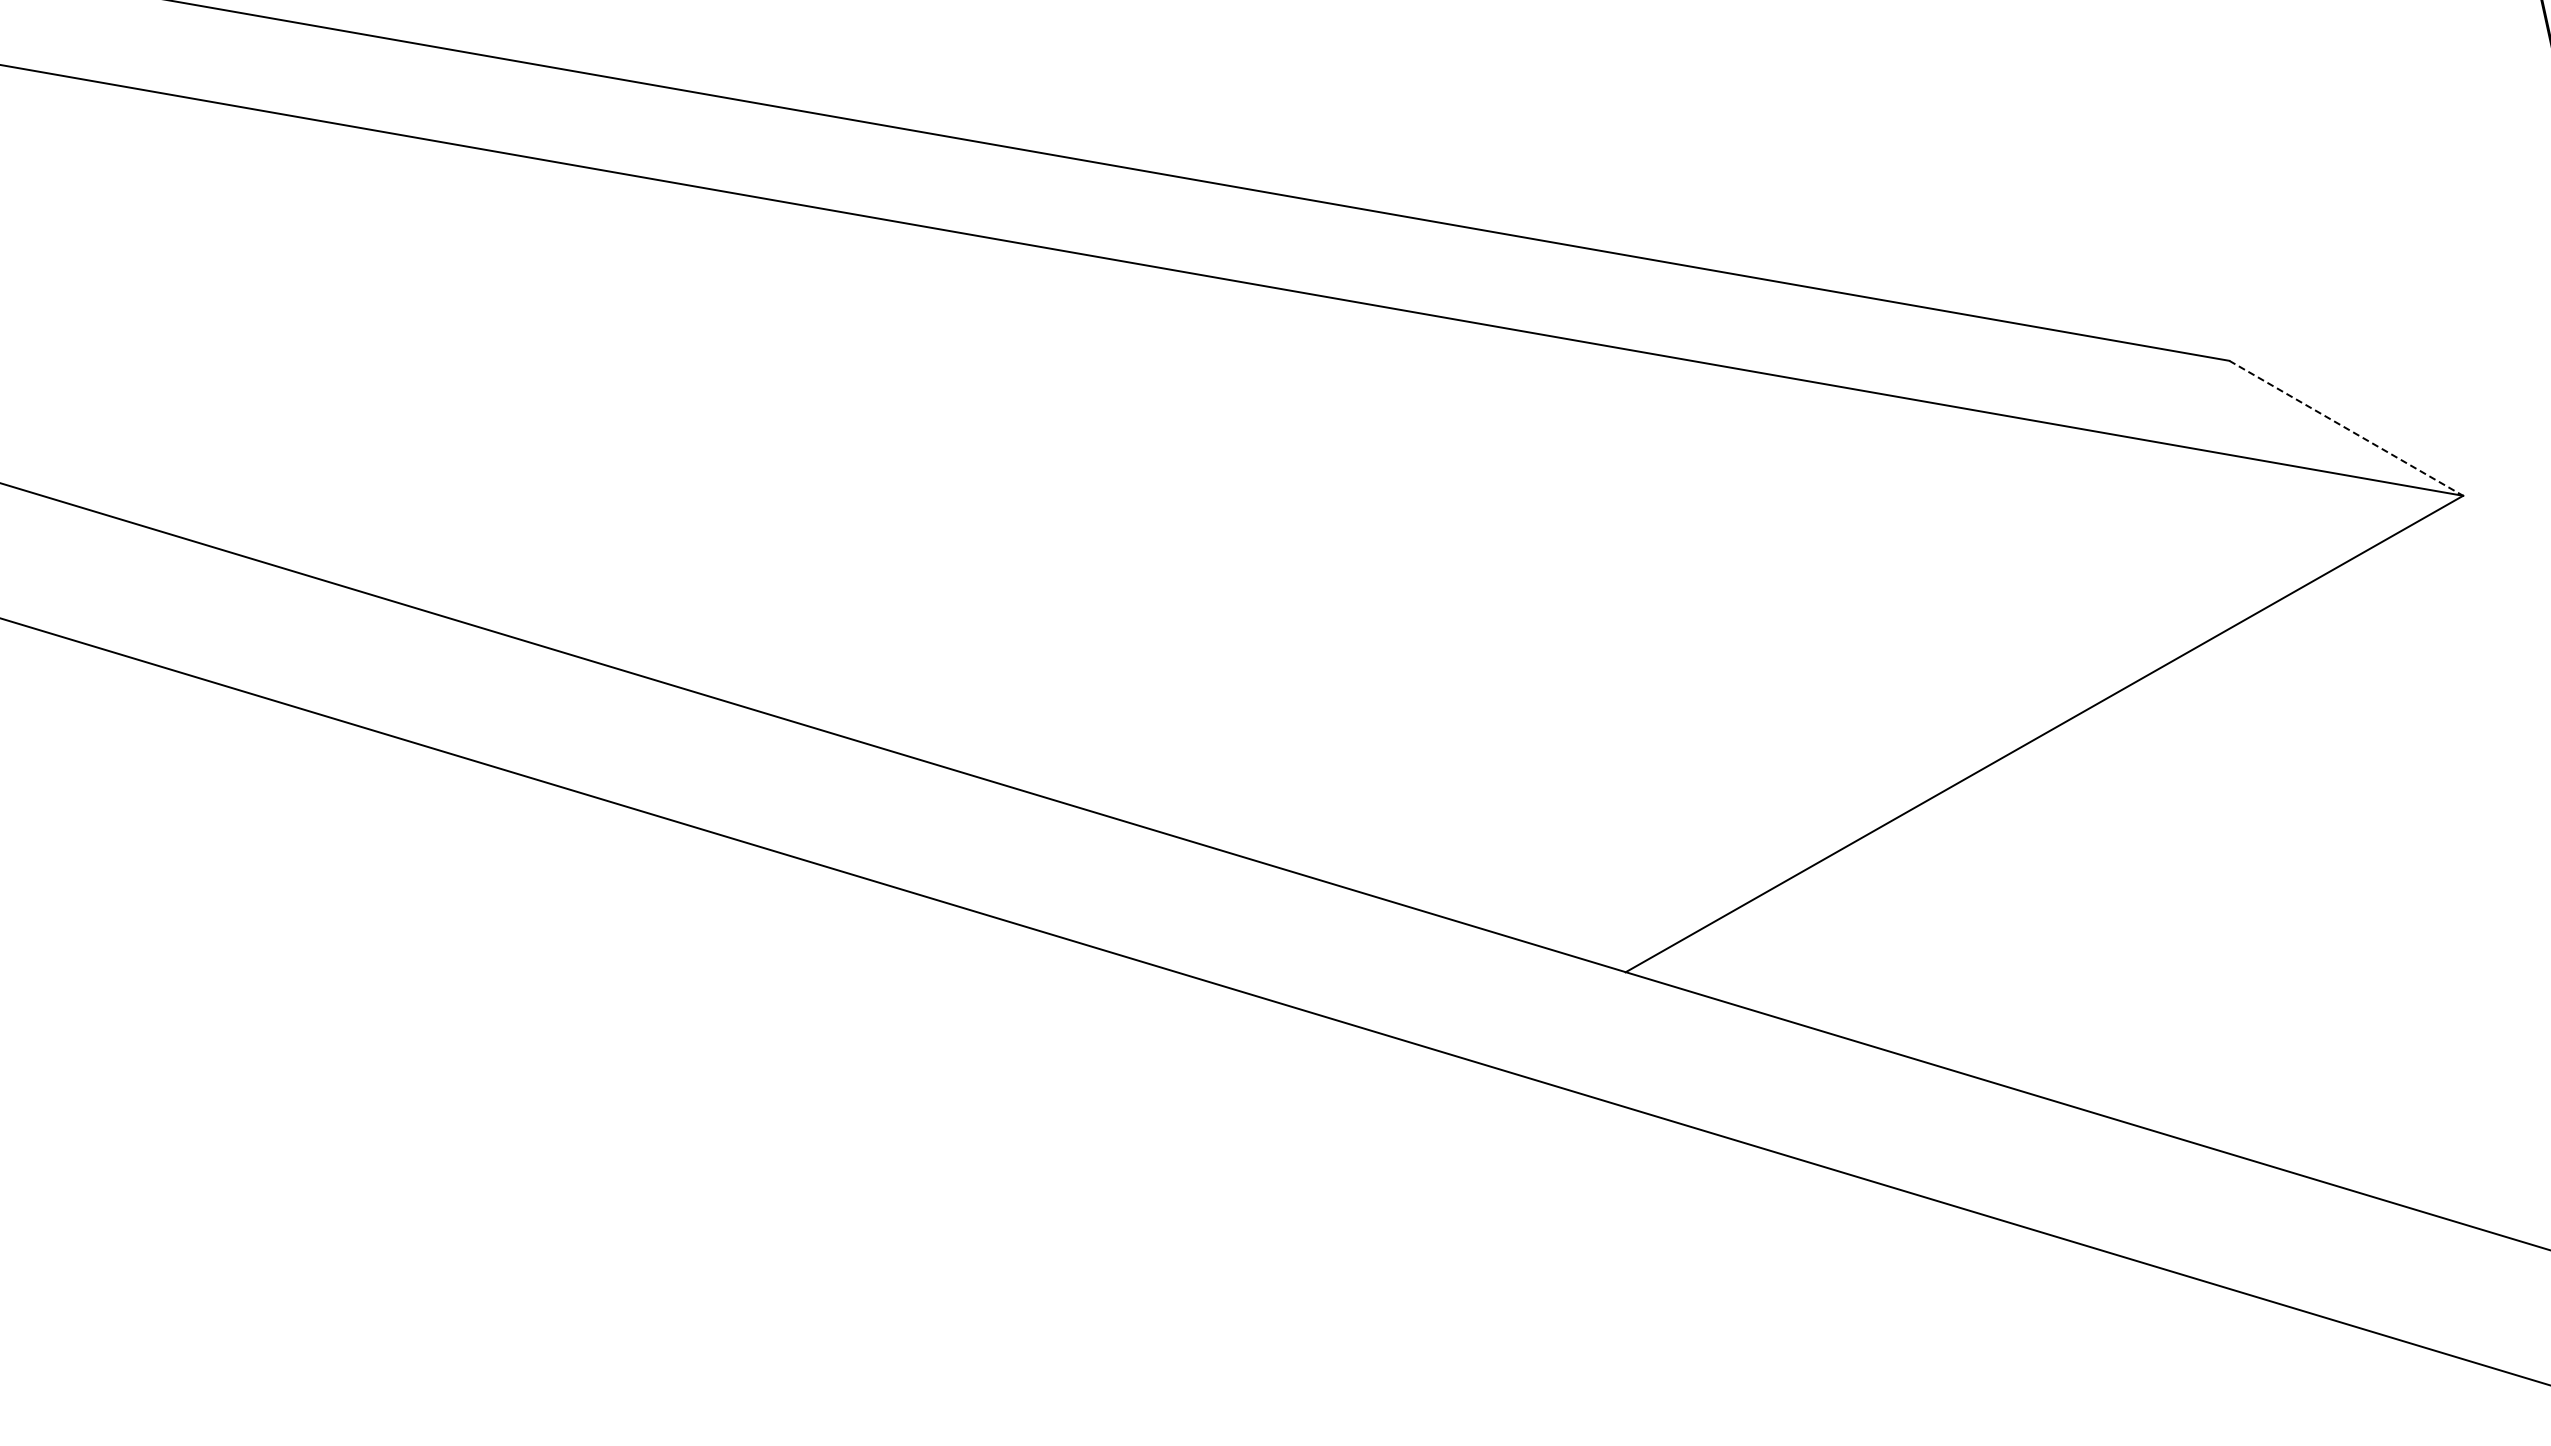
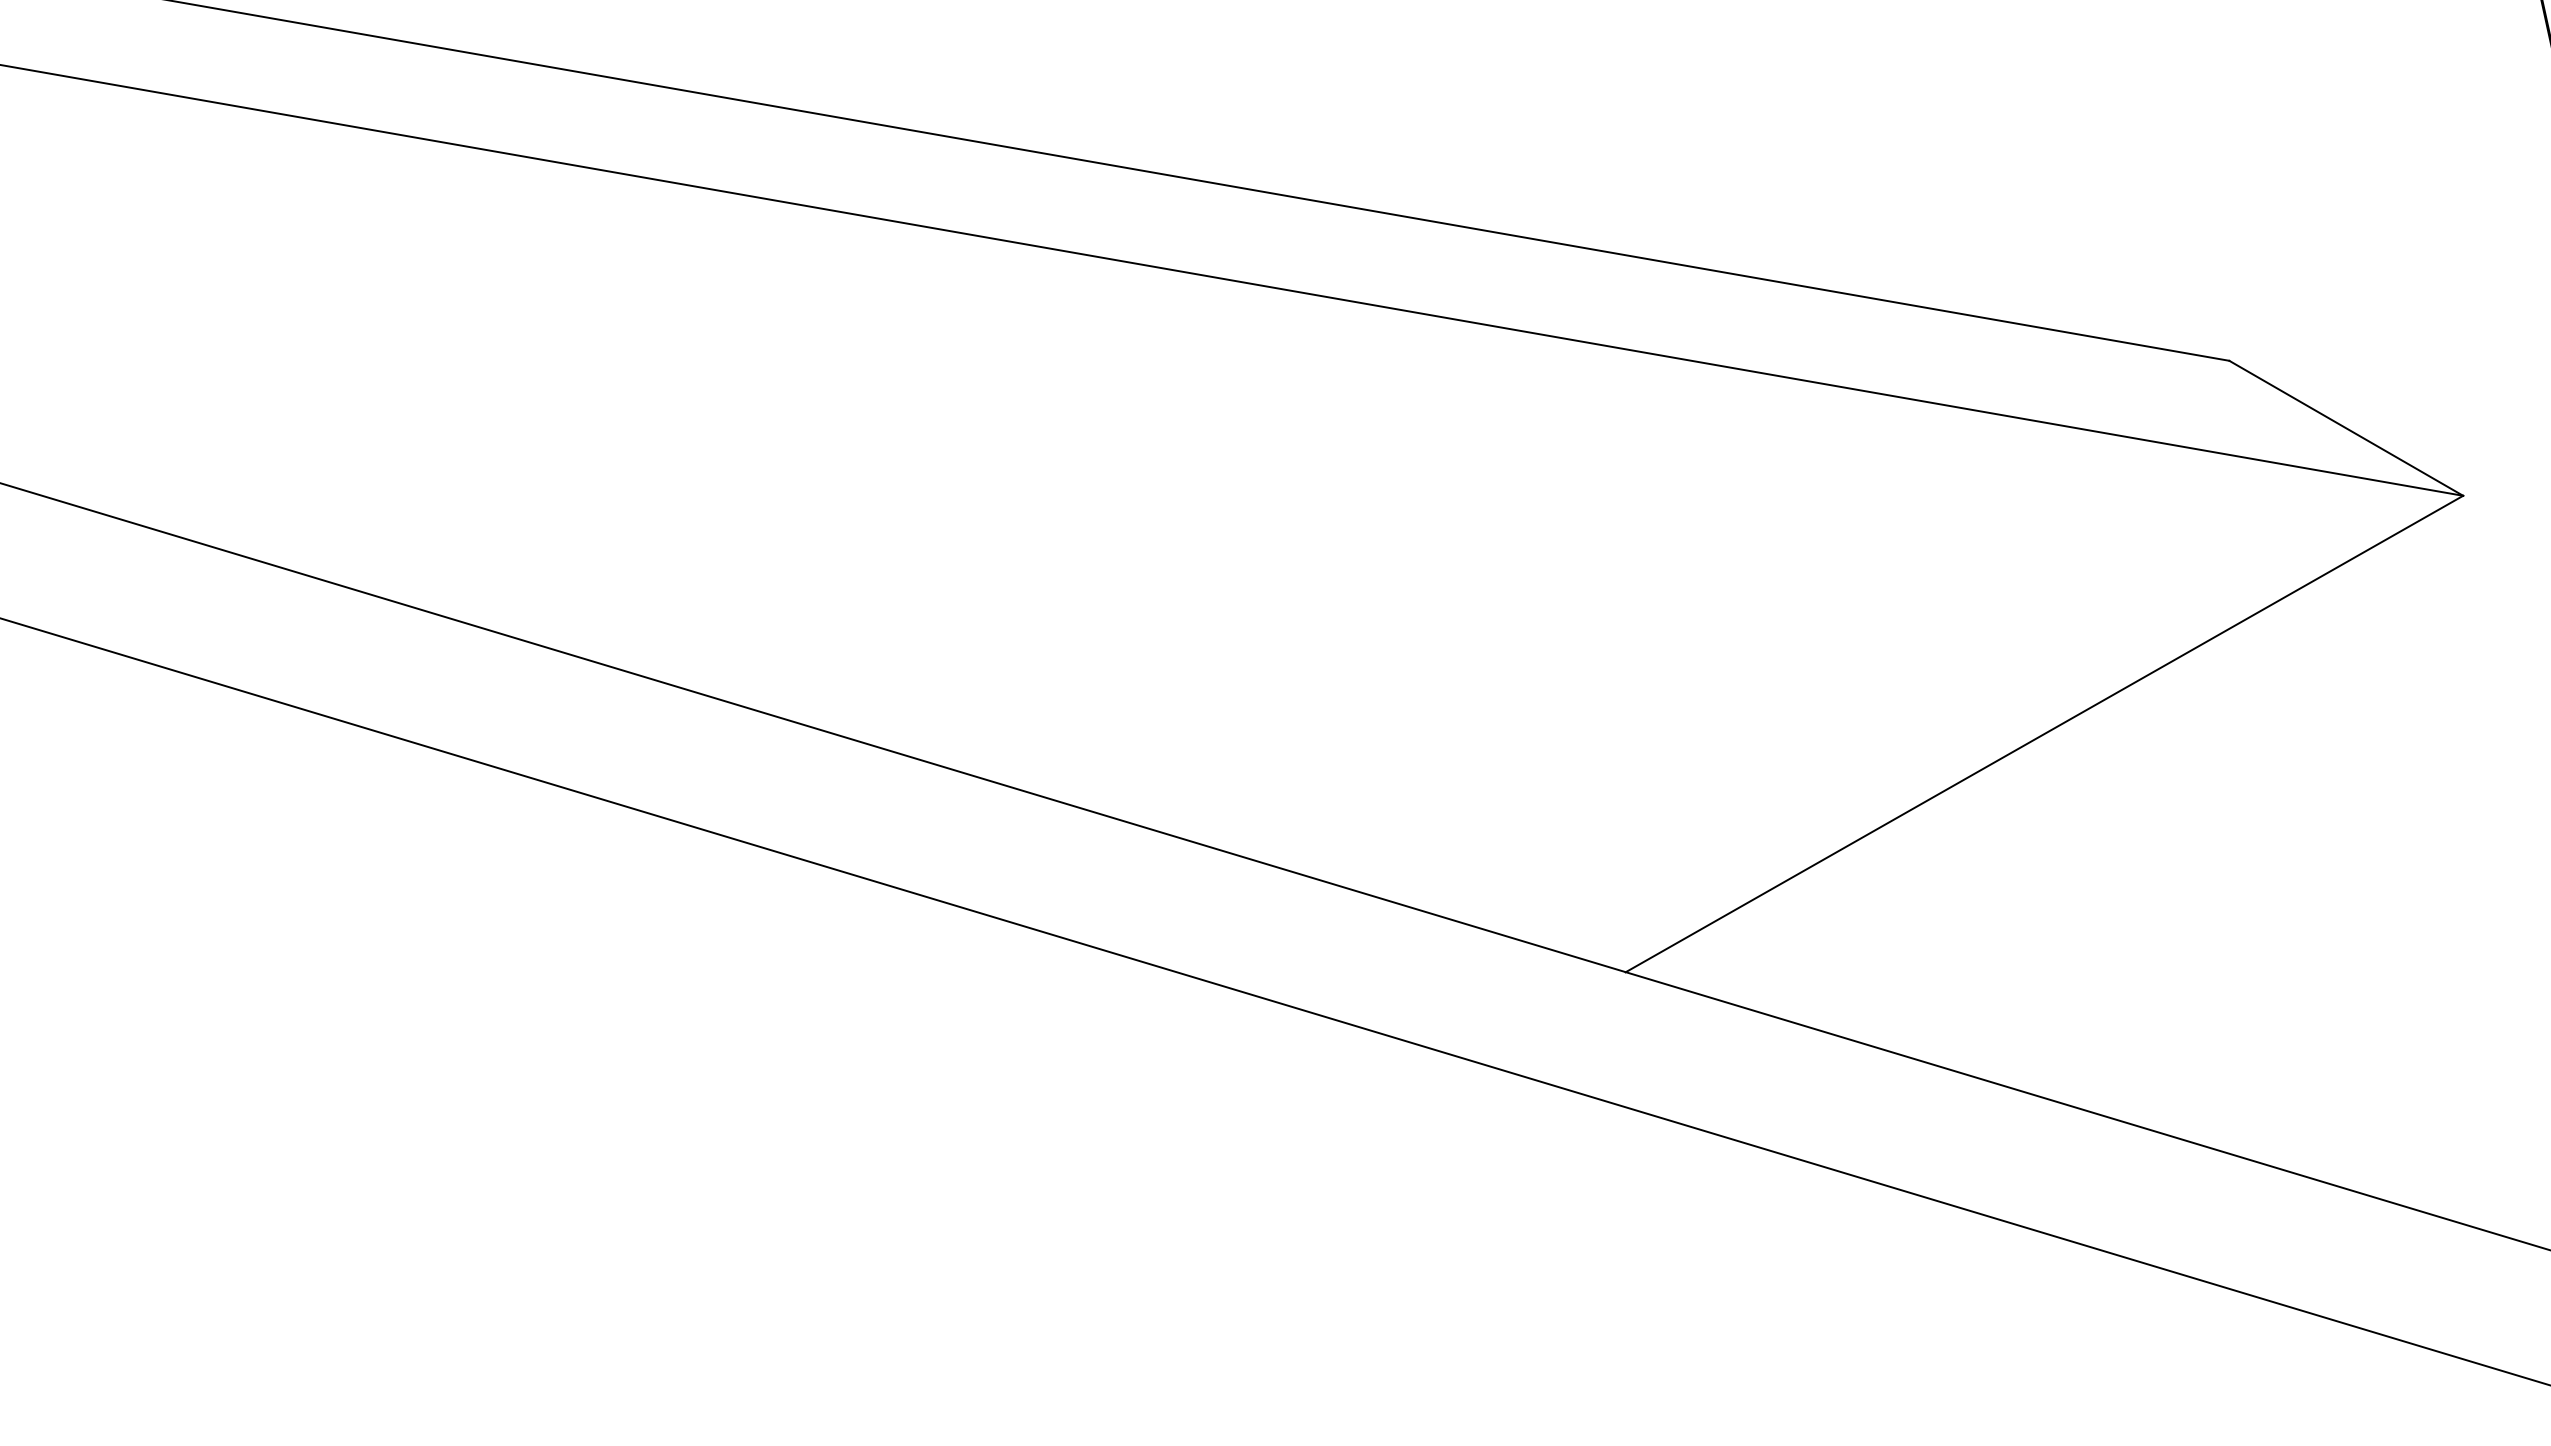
line: dashed -> solid (2346, 428)
